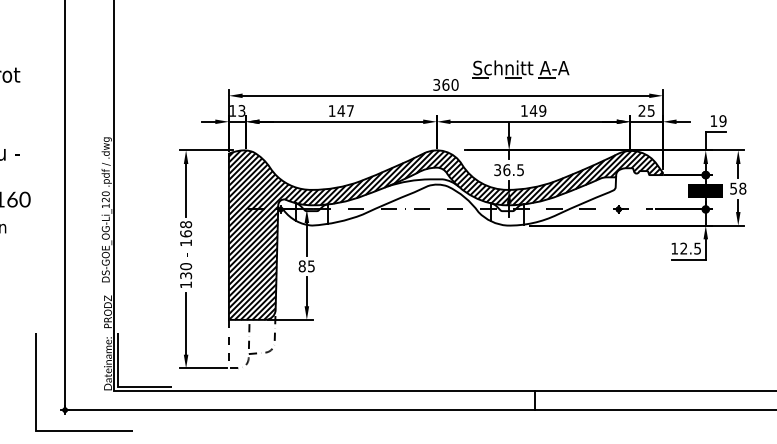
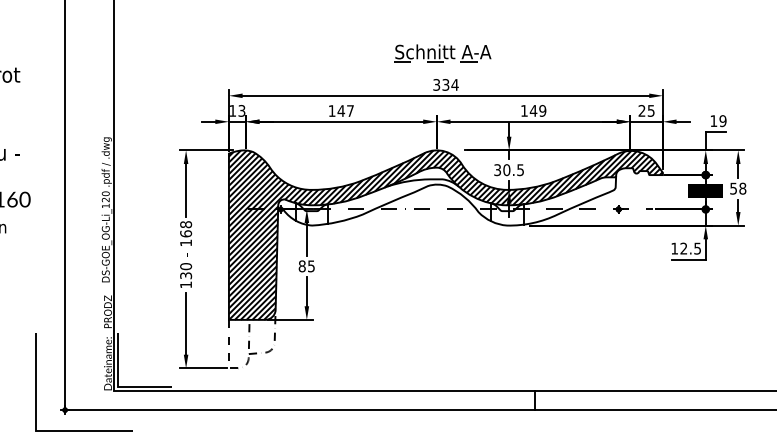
part position: (520, 69) -> (442, 53) (442, 53)
text: 360 -> 334 (450, 84)
text: 36.5 -> 30.5 (506, 169)
